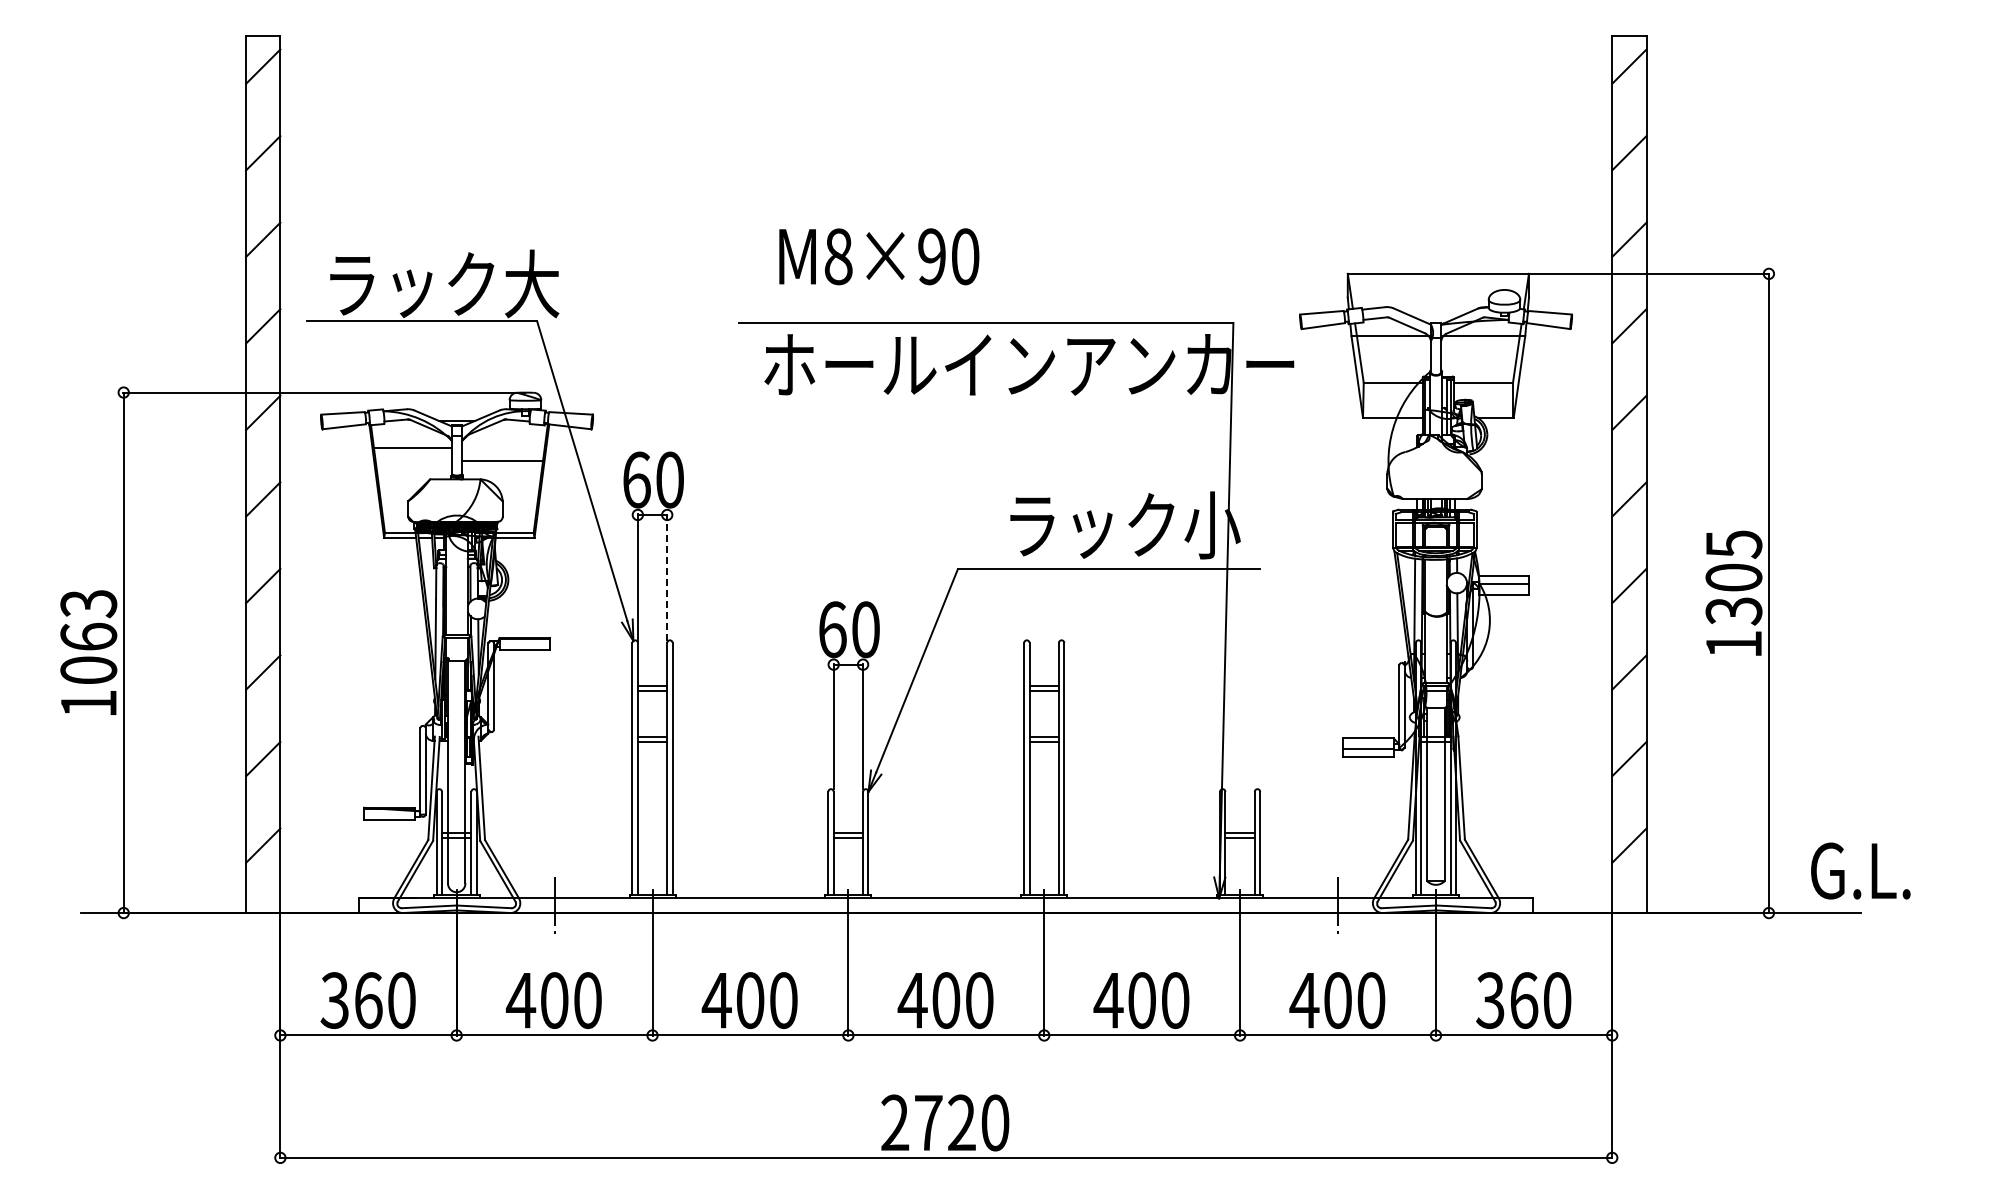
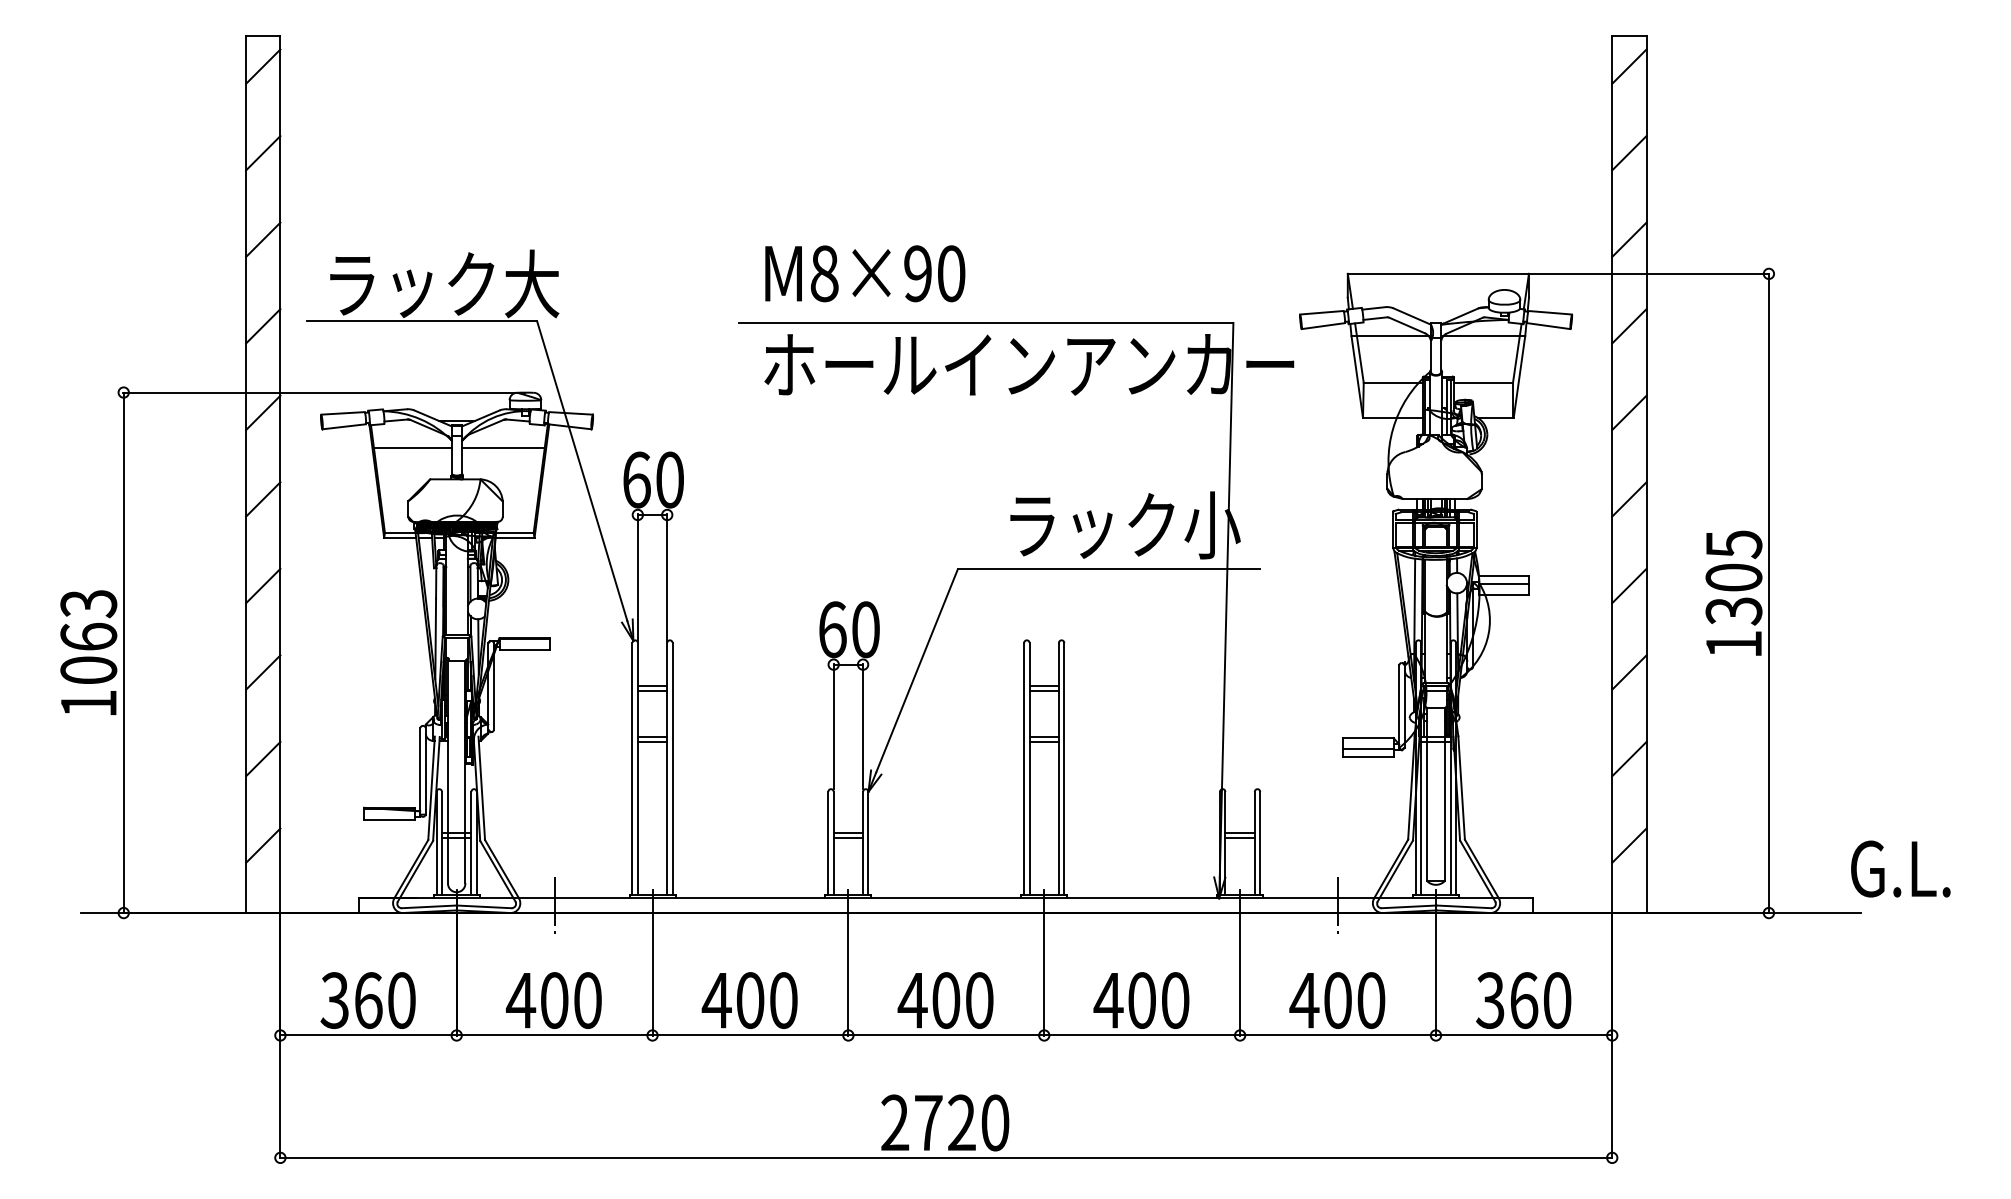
text position: (879, 256) -> (865, 273) (865, 273)
line position: (503, 461) -> (503, 448) (503, 448)
line: dashed -> solid (667, 577)
text position: (1860, 870) -> (1900, 868) (1900, 868)
